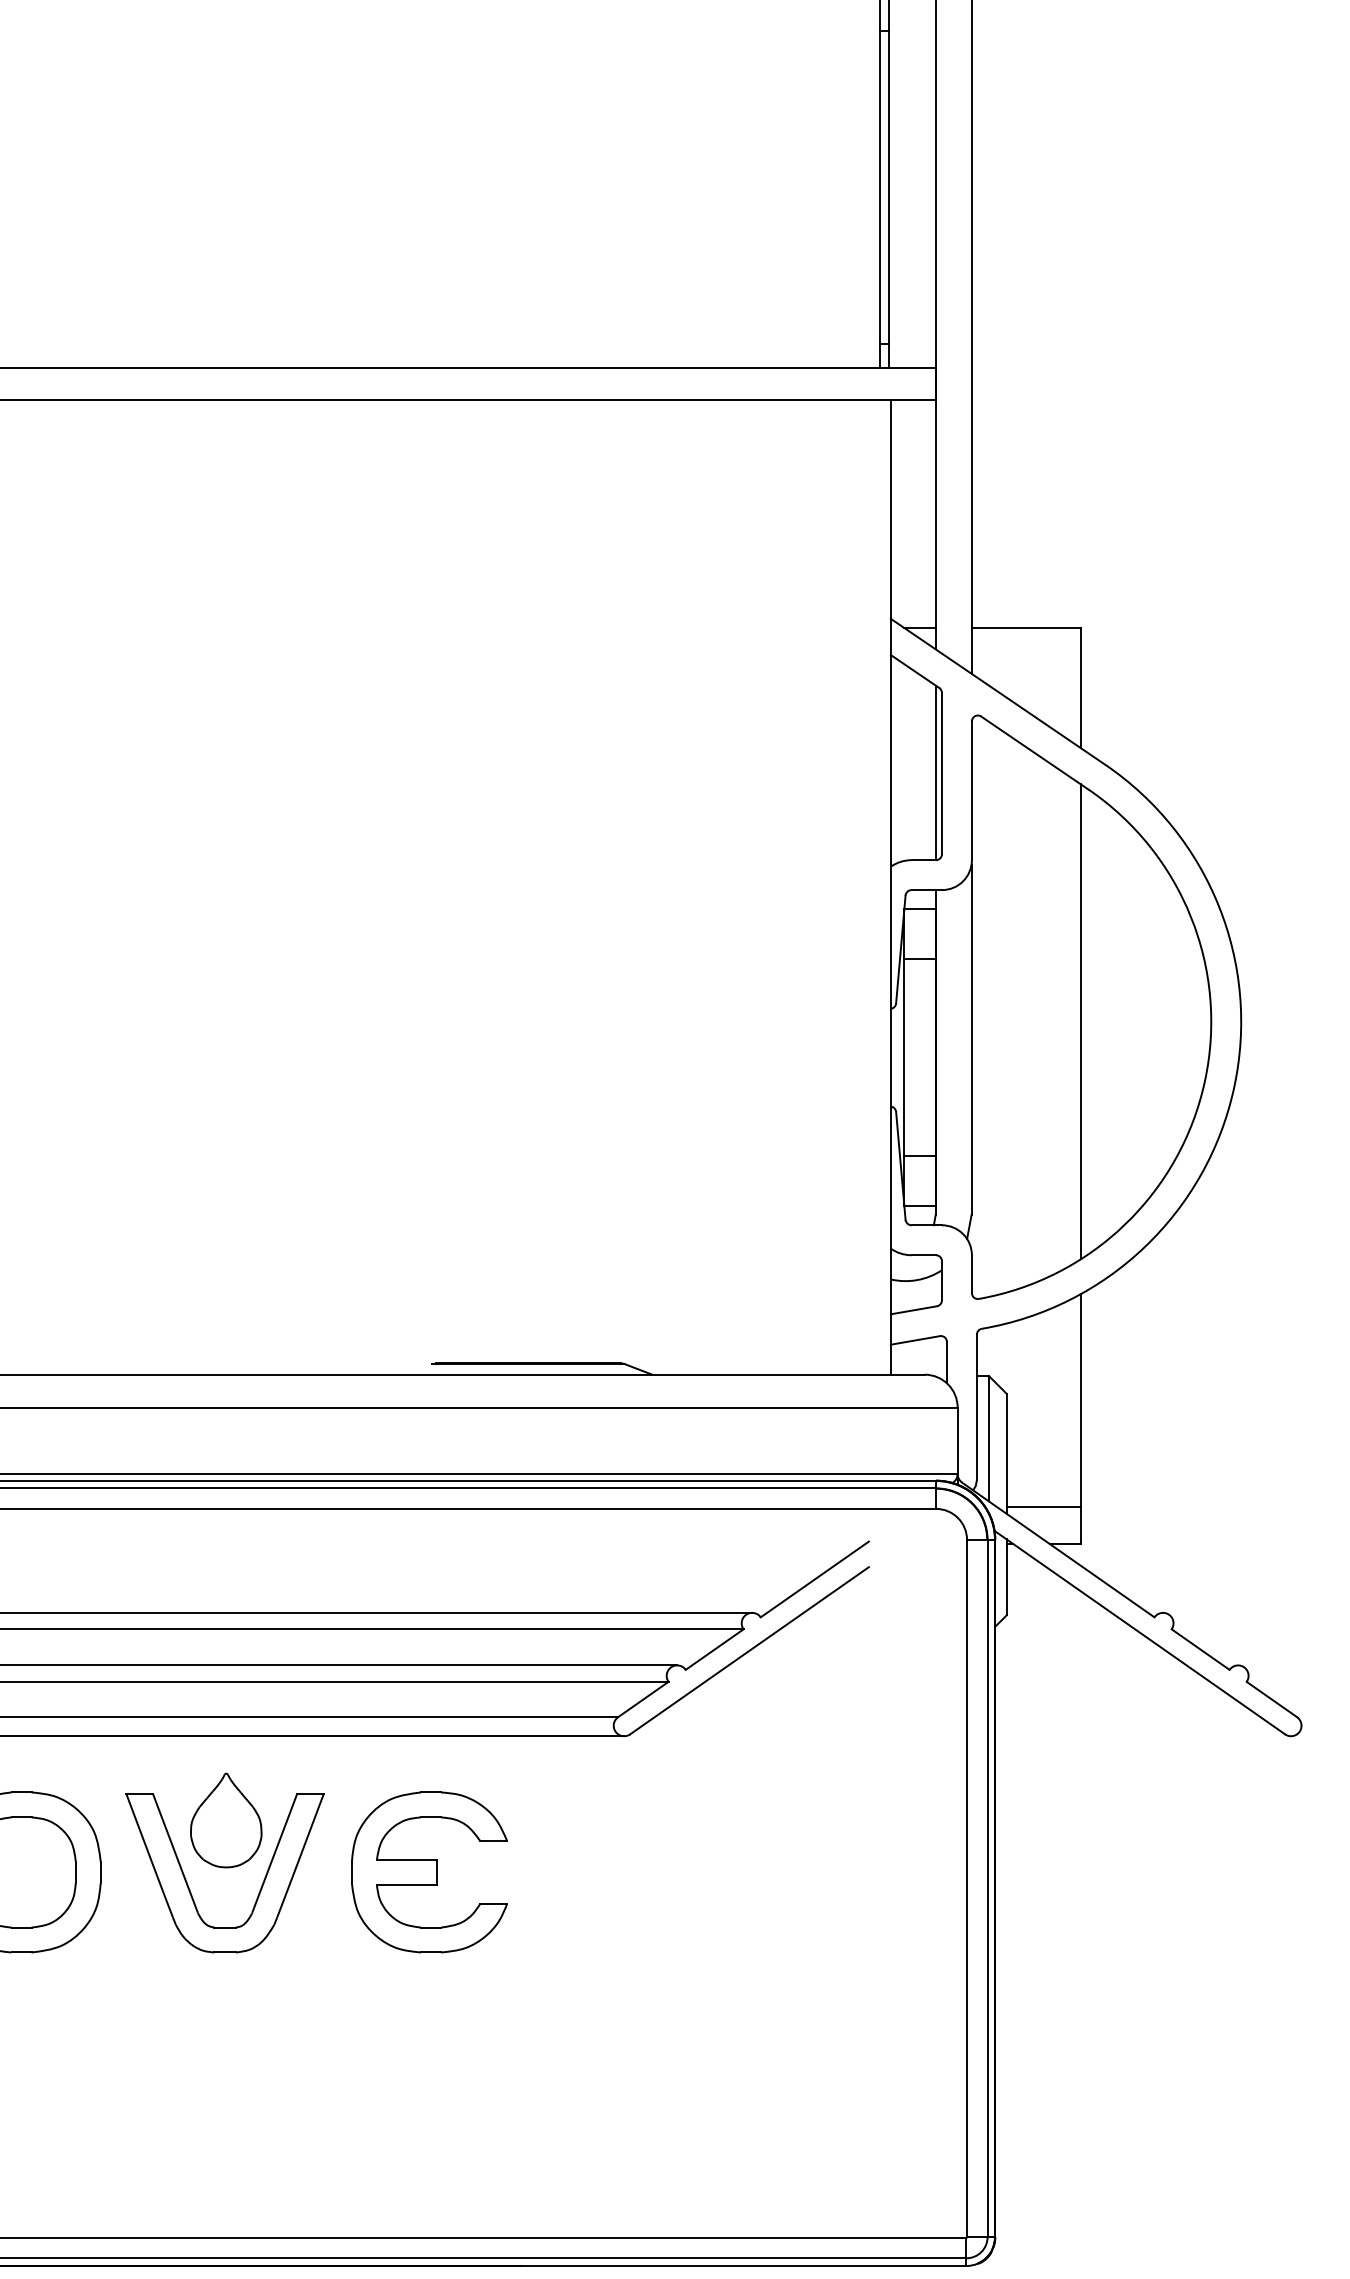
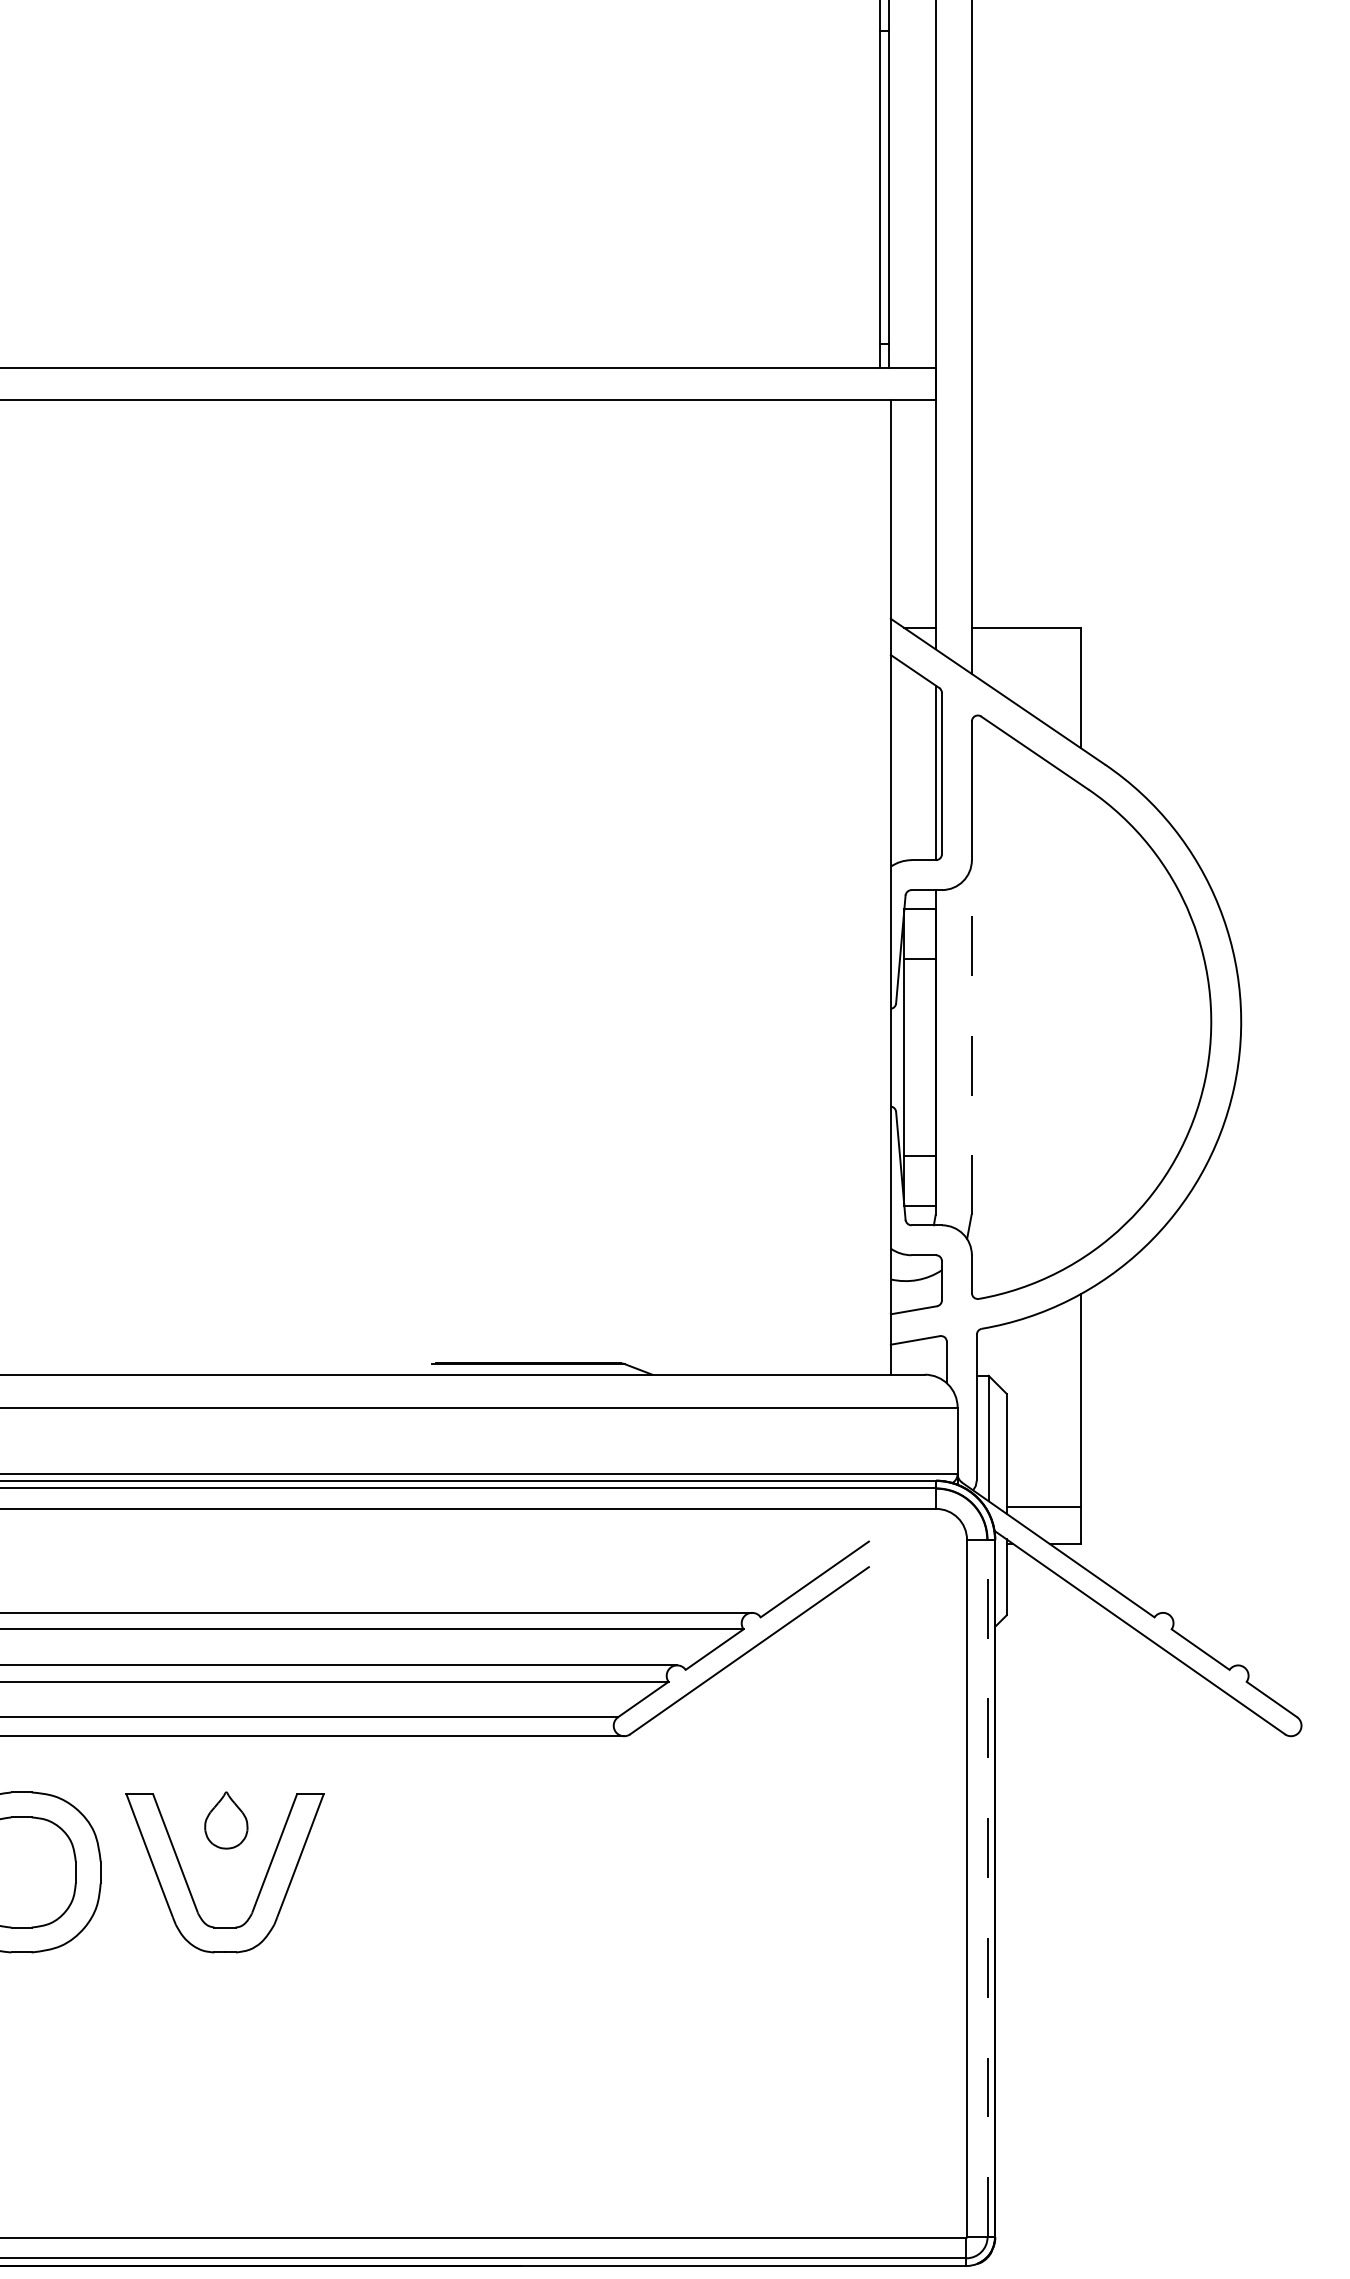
line: present -> none (1080, 1021)
line: solid -> dashed (971, 1039)
part size: 73x97 px -> 45x59 px (226, 1820)
part: present -> none (429, 1872)
line: solid -> dashed (987, 1888)
